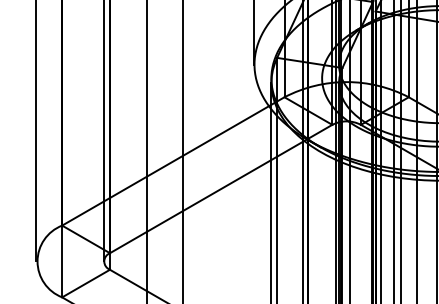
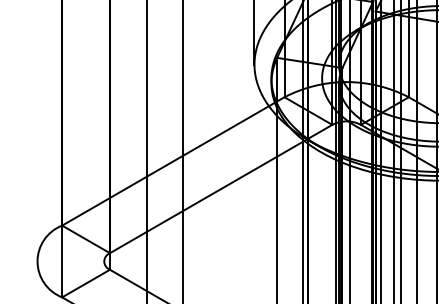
line: present -> none (36, 131)
line: present -> none (104, 131)
line: present -> none (271, 191)
